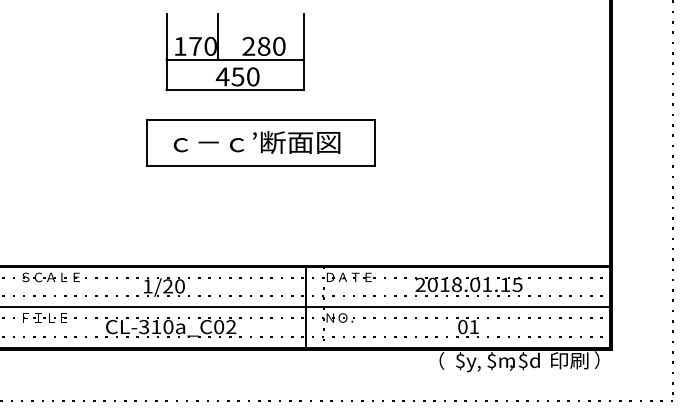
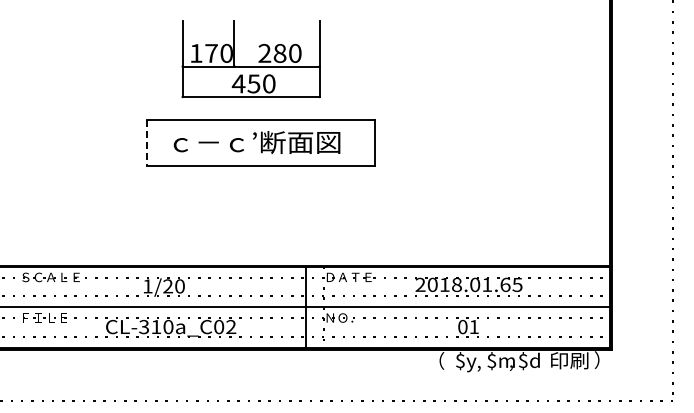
part position: (234, 59) -> (250, 66) (250, 66)
line: solid -> dashed (146, 143)
text: 2018.01.15 -> 2018.01.65 (505, 284)
